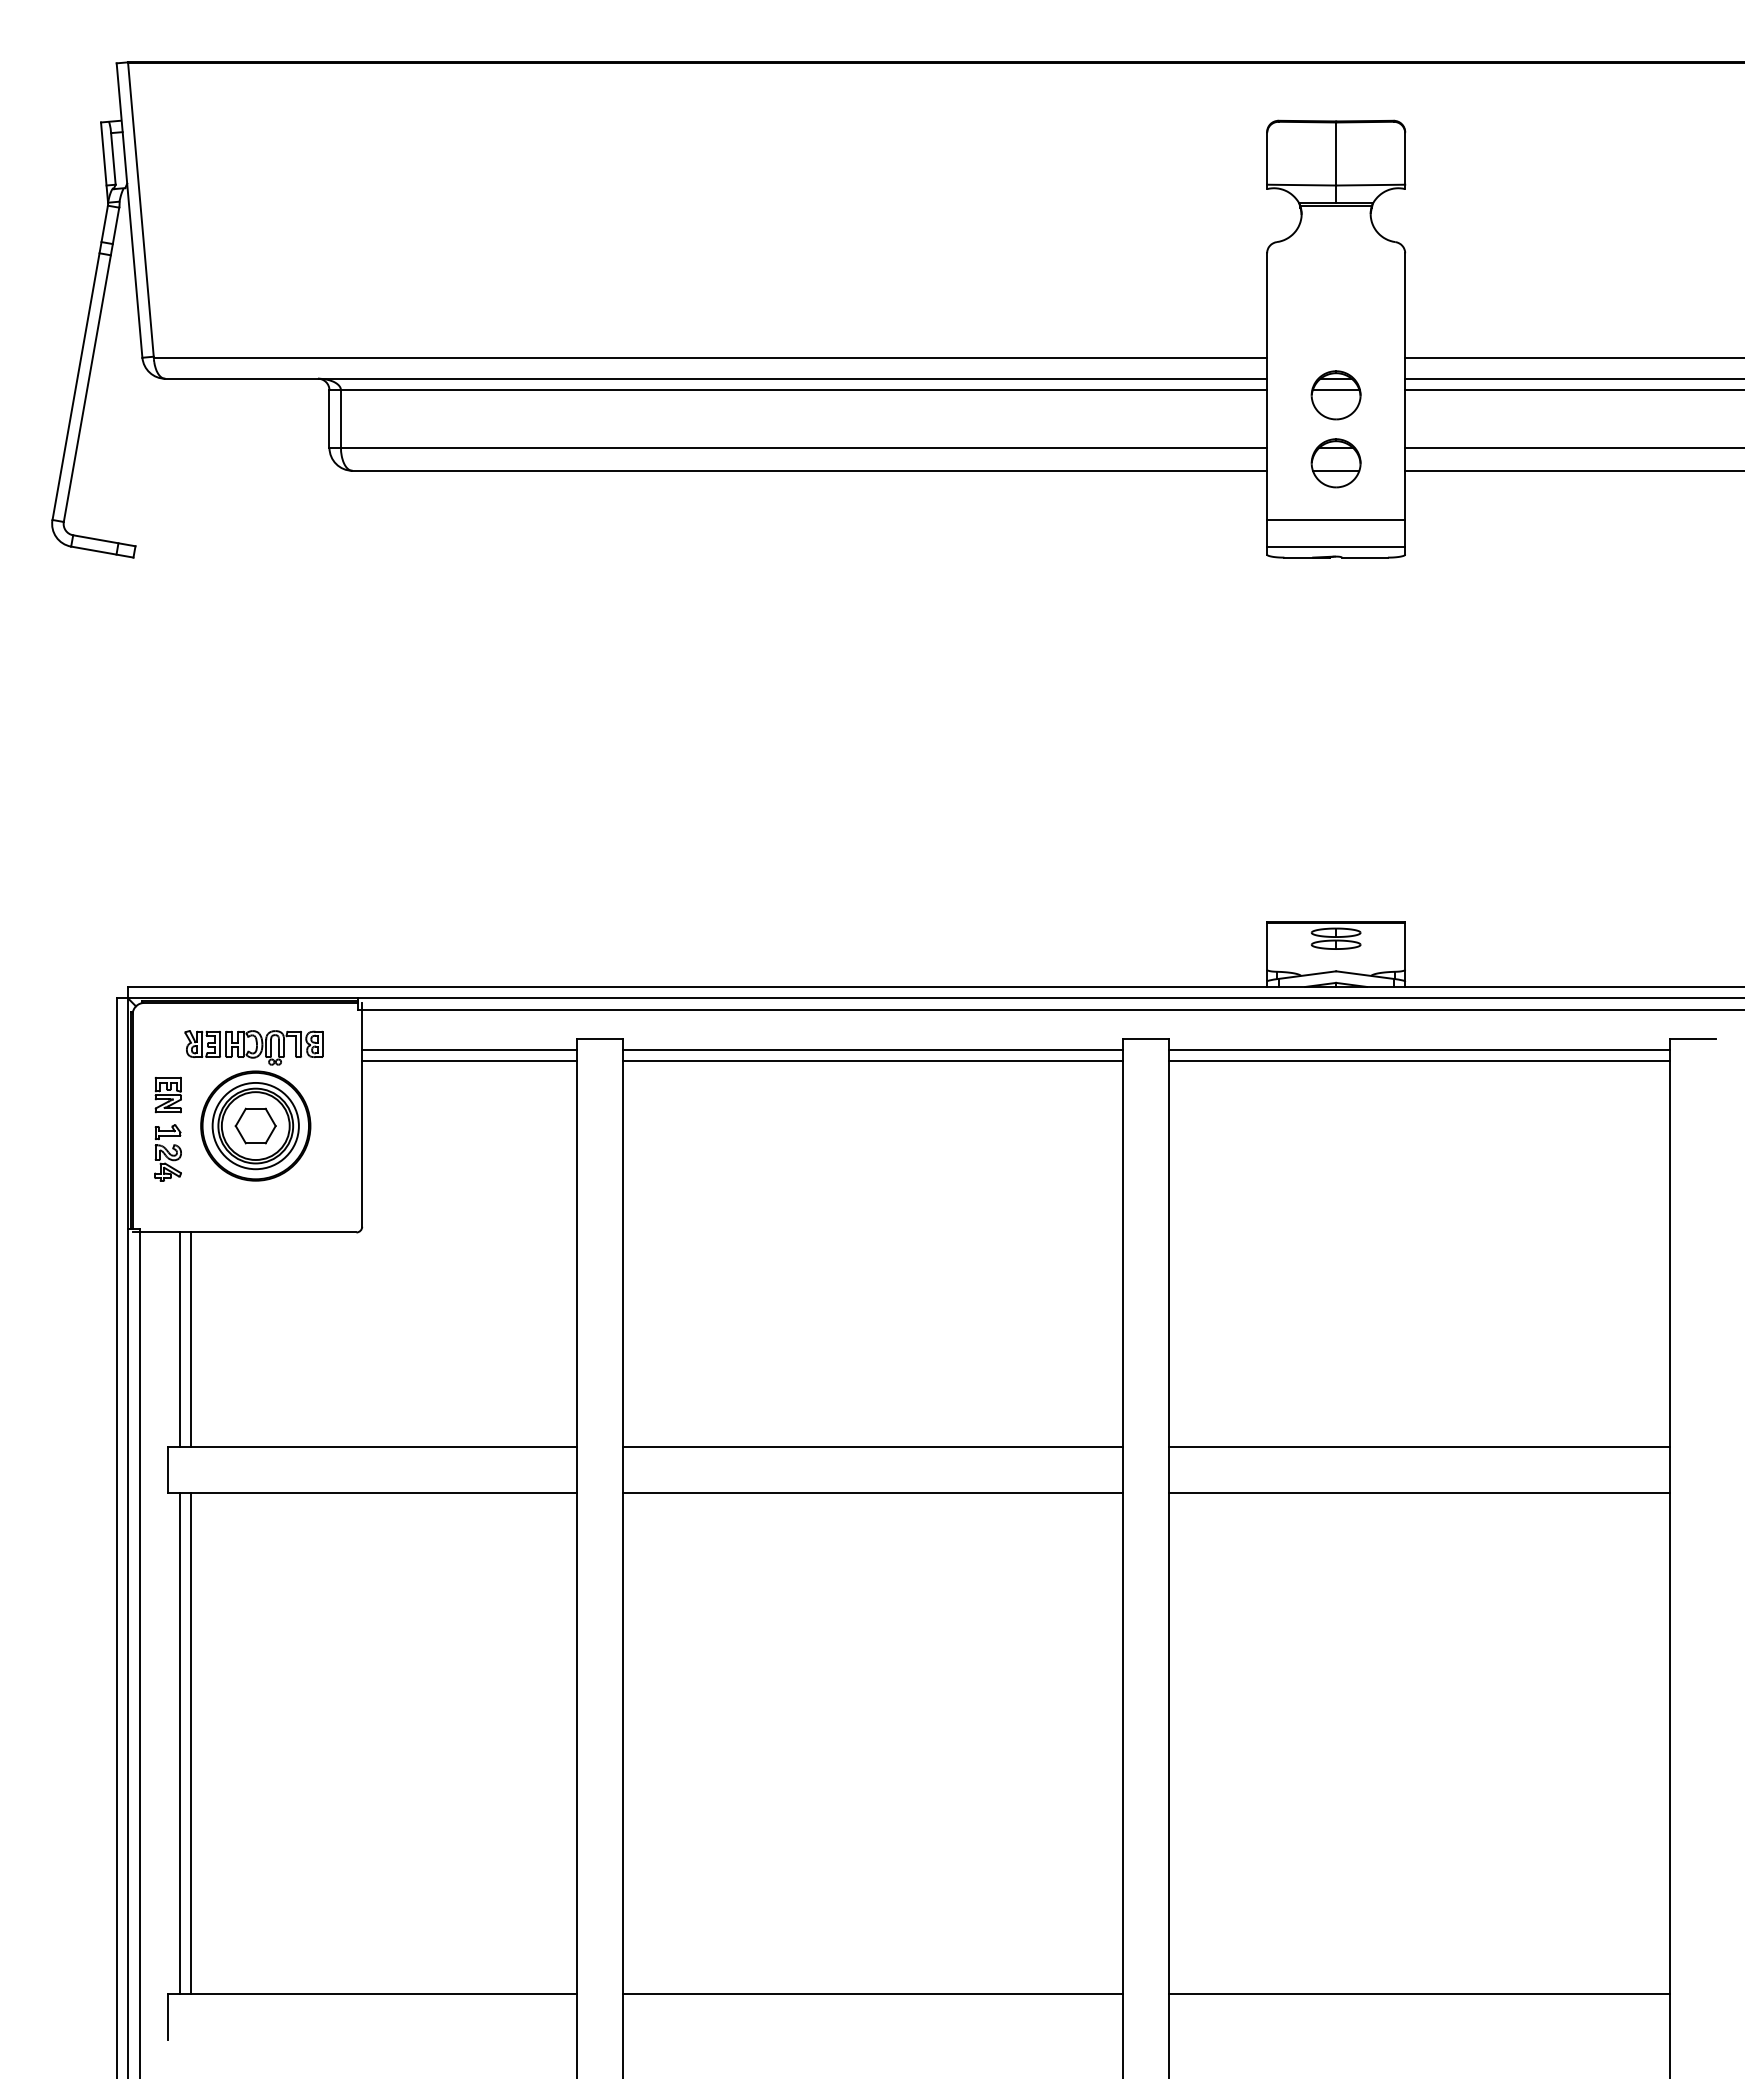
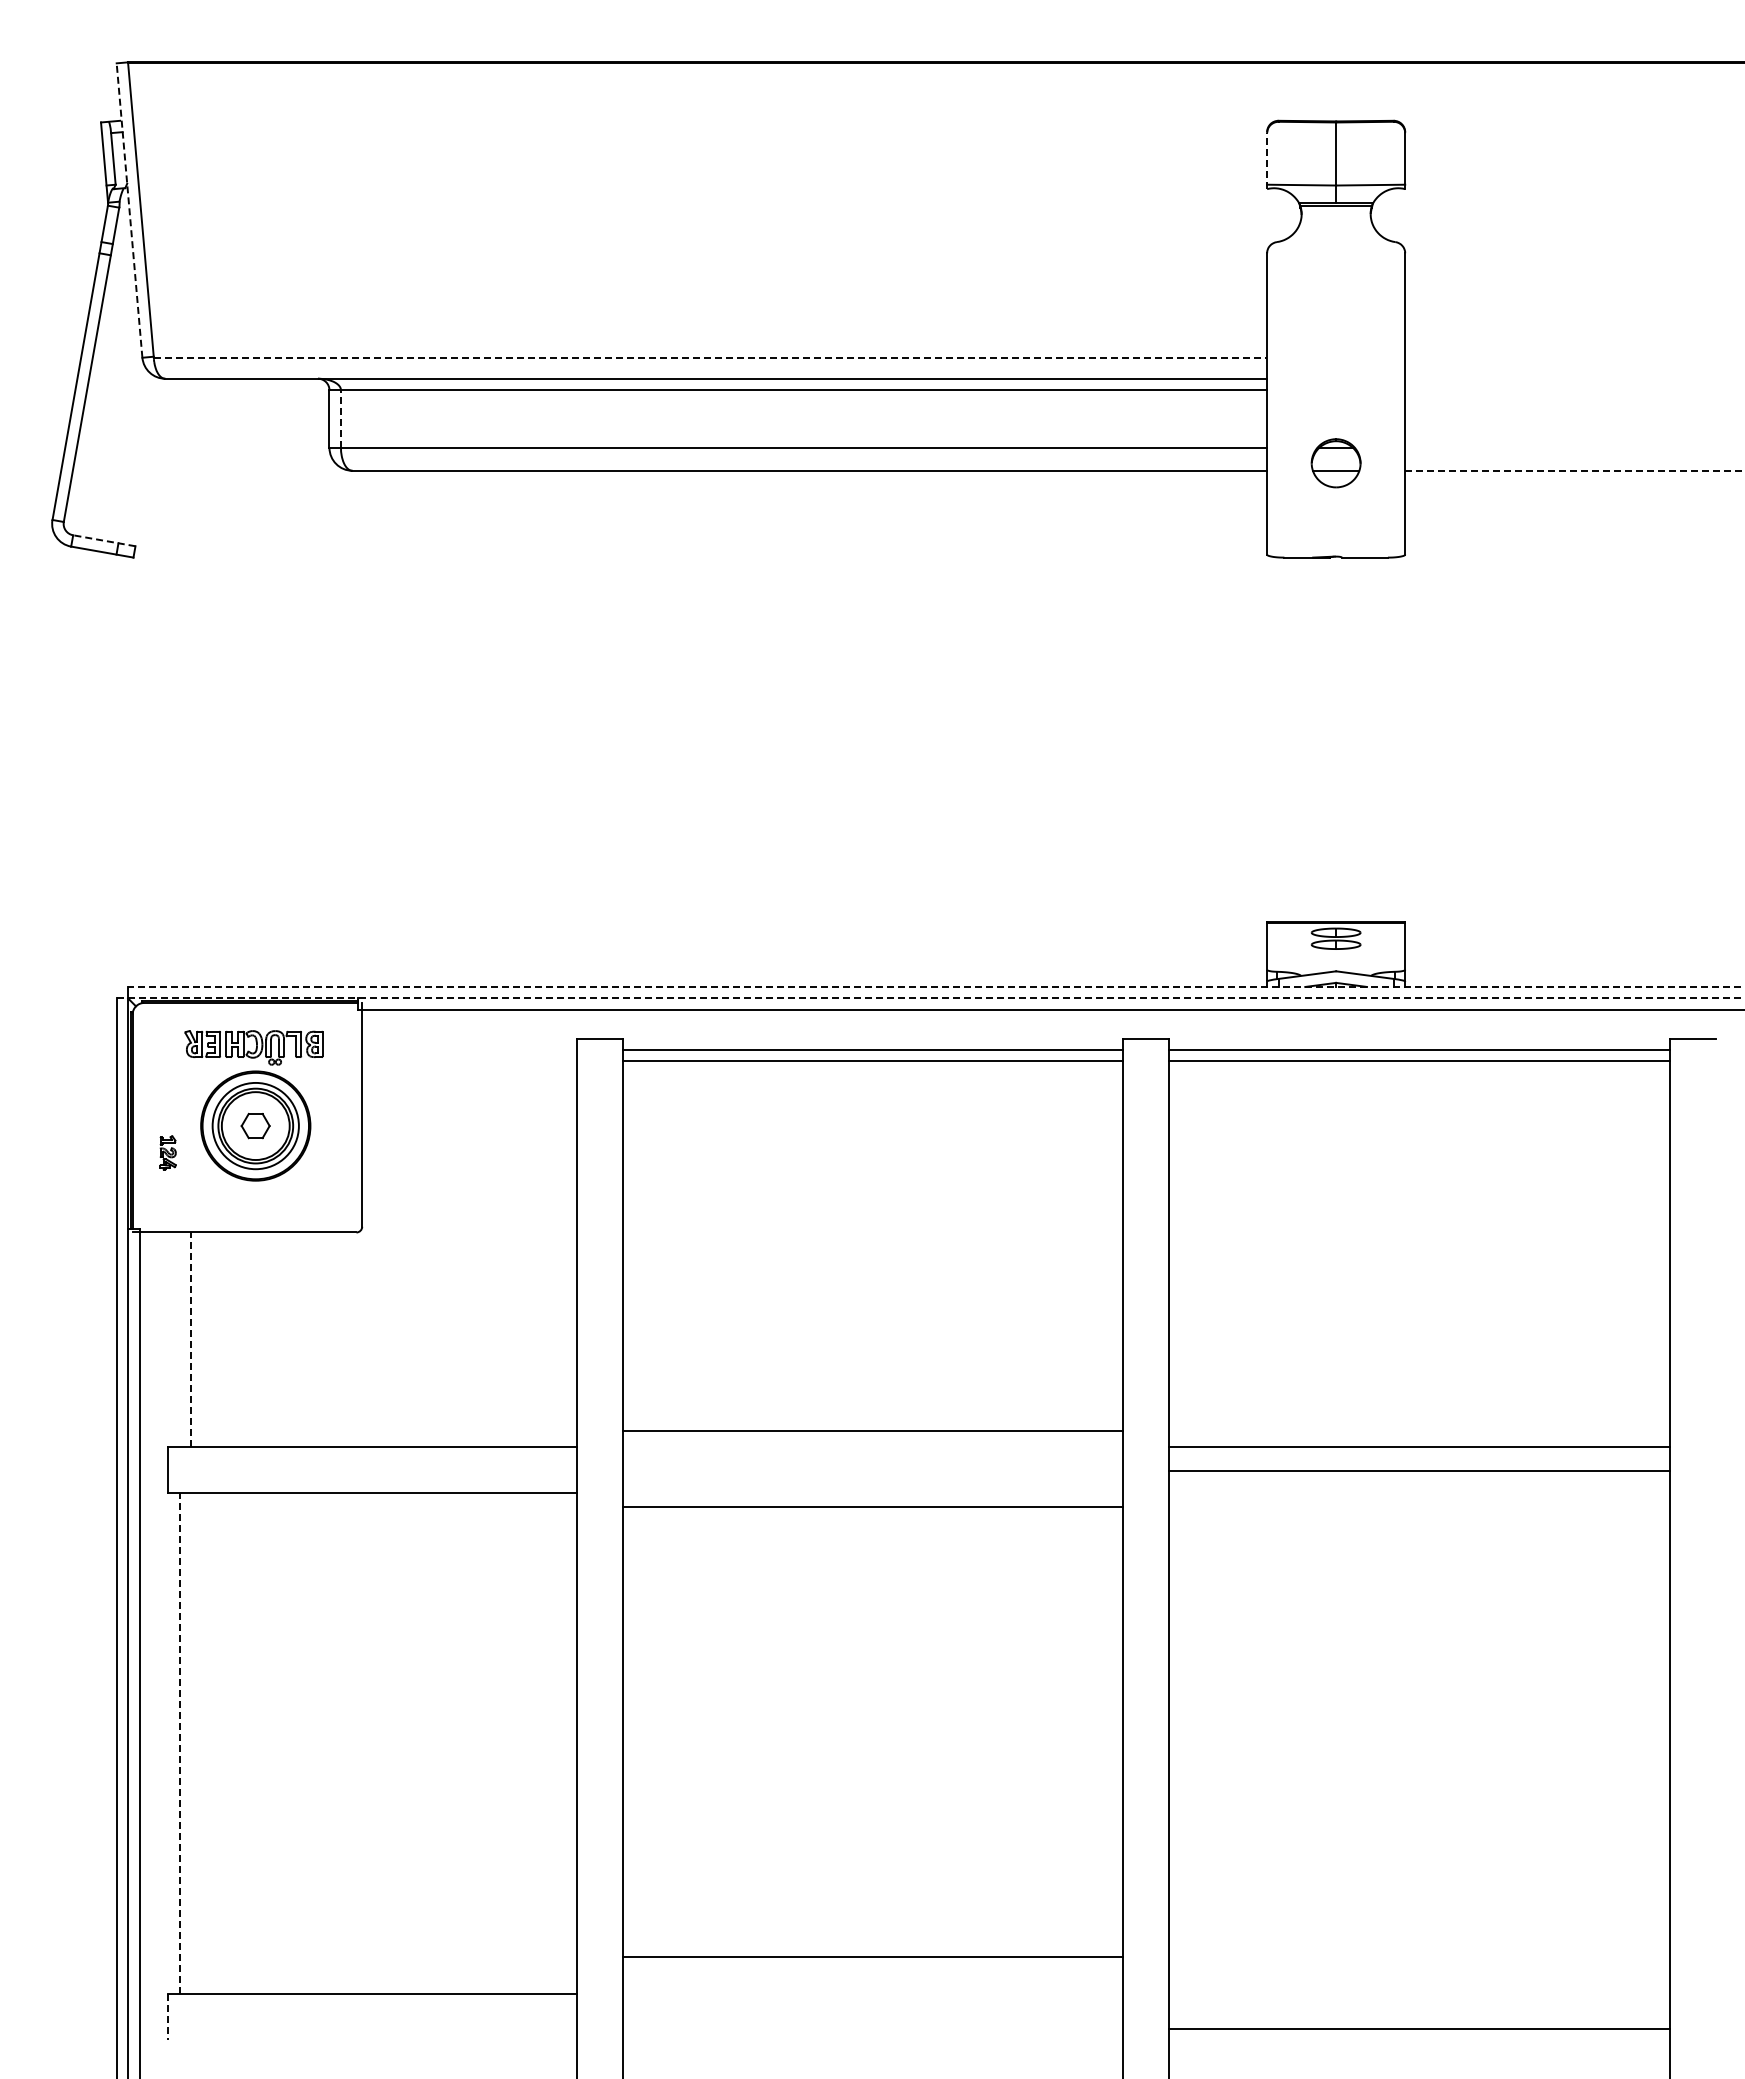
line: solid -> dashed (1267, 160)
line: solid -> dashed (129, 210)
line: solid -> dashed (710, 357)
line: present -> none (1573, 357)
line: present -> none (1573, 378)
line: present -> none (1573, 390)
part: present -> none (1335, 395)
line: solid -> dashed (340, 419)
line: present -> none (1573, 447)
line: solid -> dashed (1575, 470)
line: present -> none (1336, 519)
line: solid -> dashed (104, 540)
line: present -> none (1336, 546)
line: solid -> dashed (935, 986)
line: solid -> dashed (930, 998)
line: present -> none (469, 1050)
line: present -> none (469, 1061)
part: present -> none (167, 1094)
part size: 43x38 px -> 31x28 px (255, 1125)
part size: 28x58 px -> 18x36 px (167, 1152)
line: present -> none (179, 1339)
line: solid -> dashed (191, 1339)
line position: (872, 1447) -> (872, 1431) (872, 1431)
line position: (872, 1493) -> (872, 1507) (872, 1507)
line position: (1419, 1493) -> (1419, 1471) (1419, 1471)
line: solid -> dashed (179, 1742)
line: present -> none (191, 1743)
line position: (872, 1993) -> (872, 1956) (872, 1956)
line position: (1419, 1993) -> (1419, 2028) (1419, 2028)
line: solid -> dashed (168, 2017)
